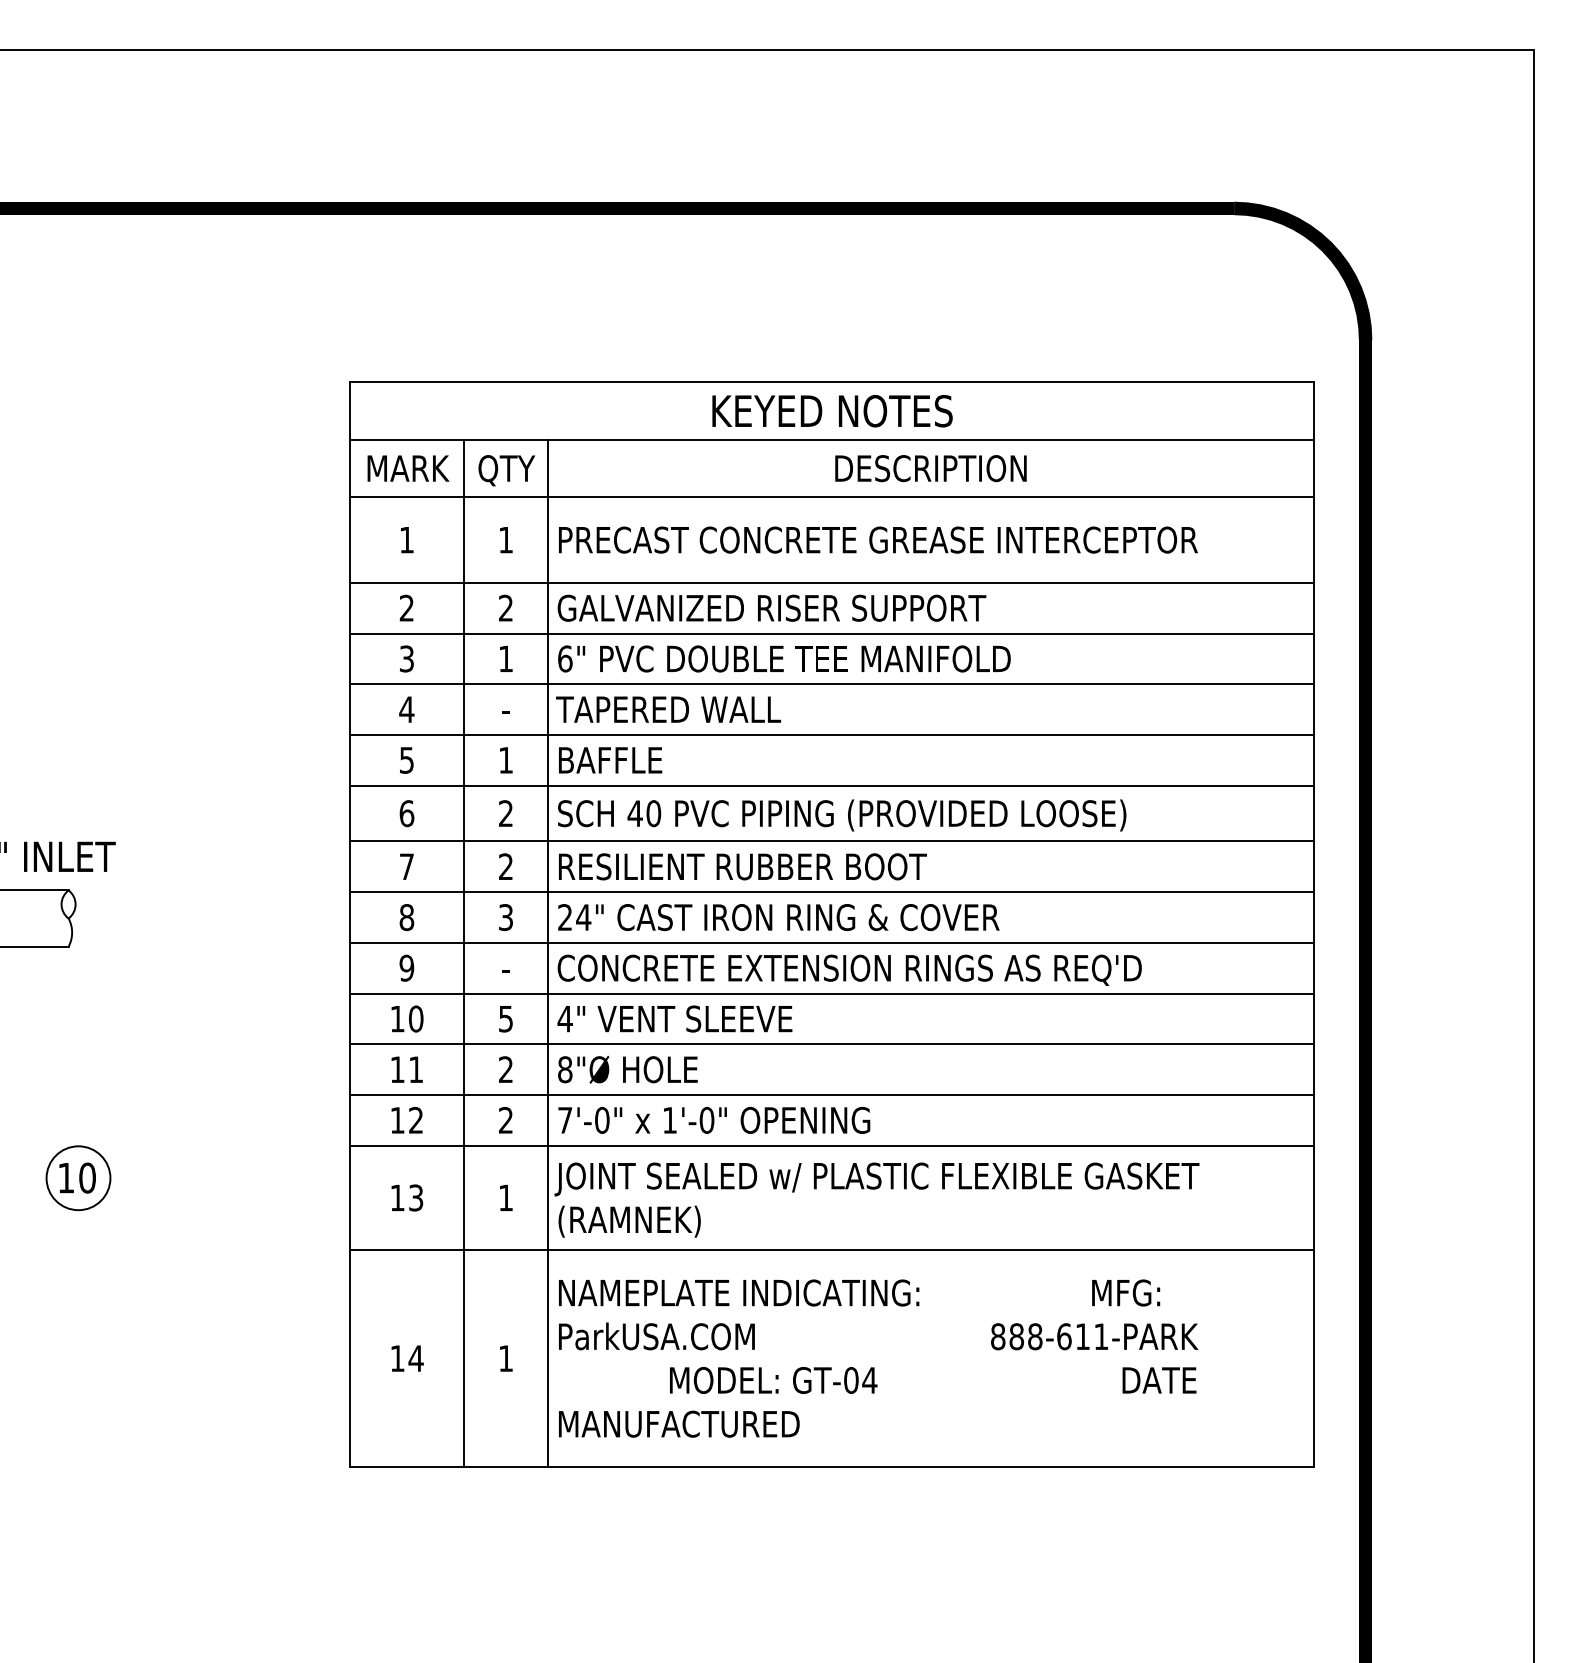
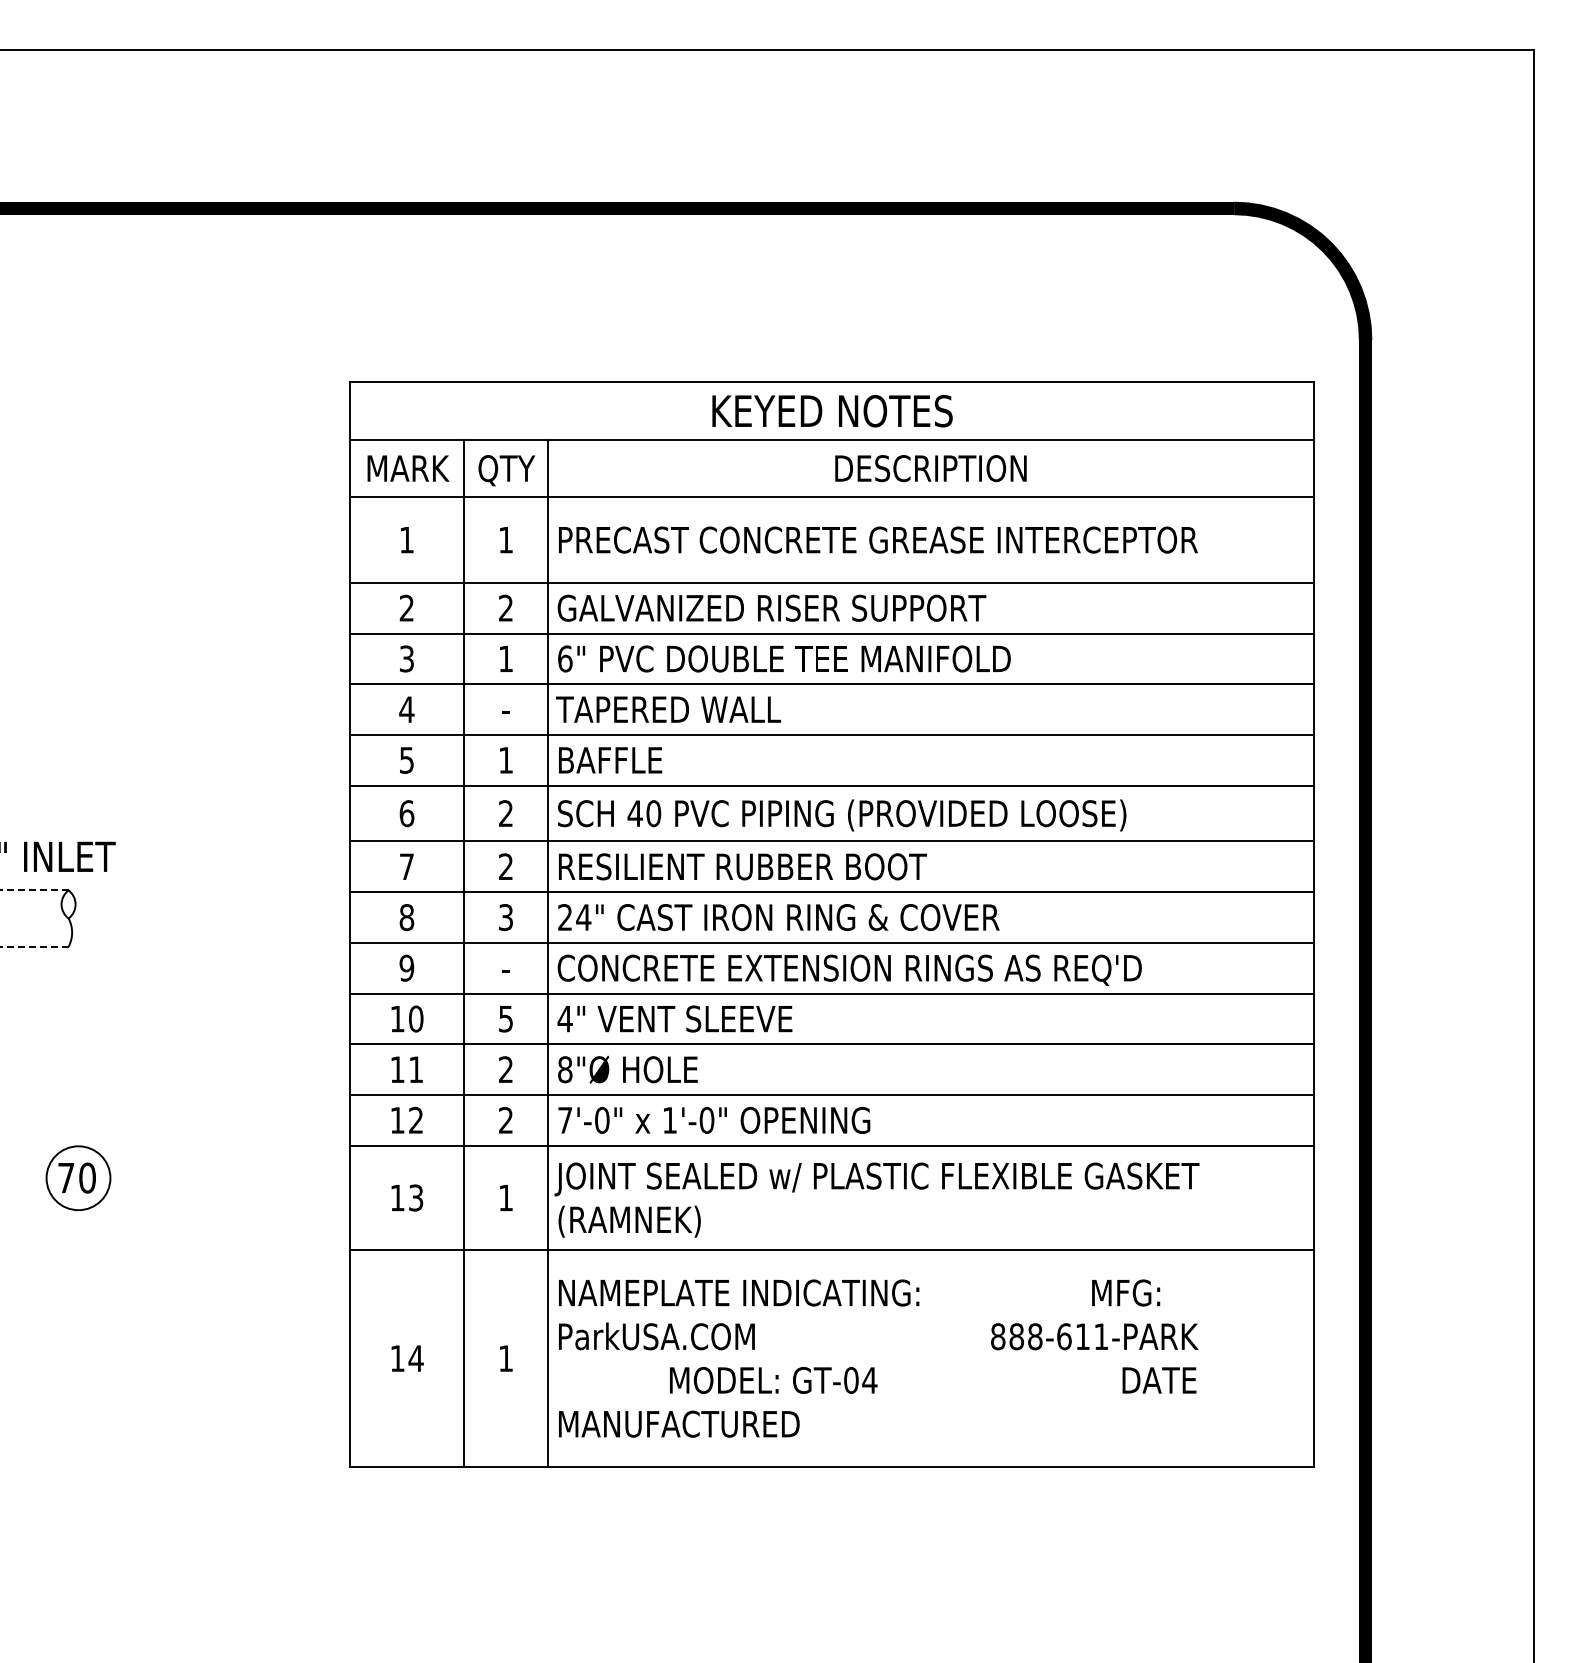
line: solid -> dashed (34, 890)
line: solid -> dashed (34, 946)
text: 10 -> 70 (66, 1178)
